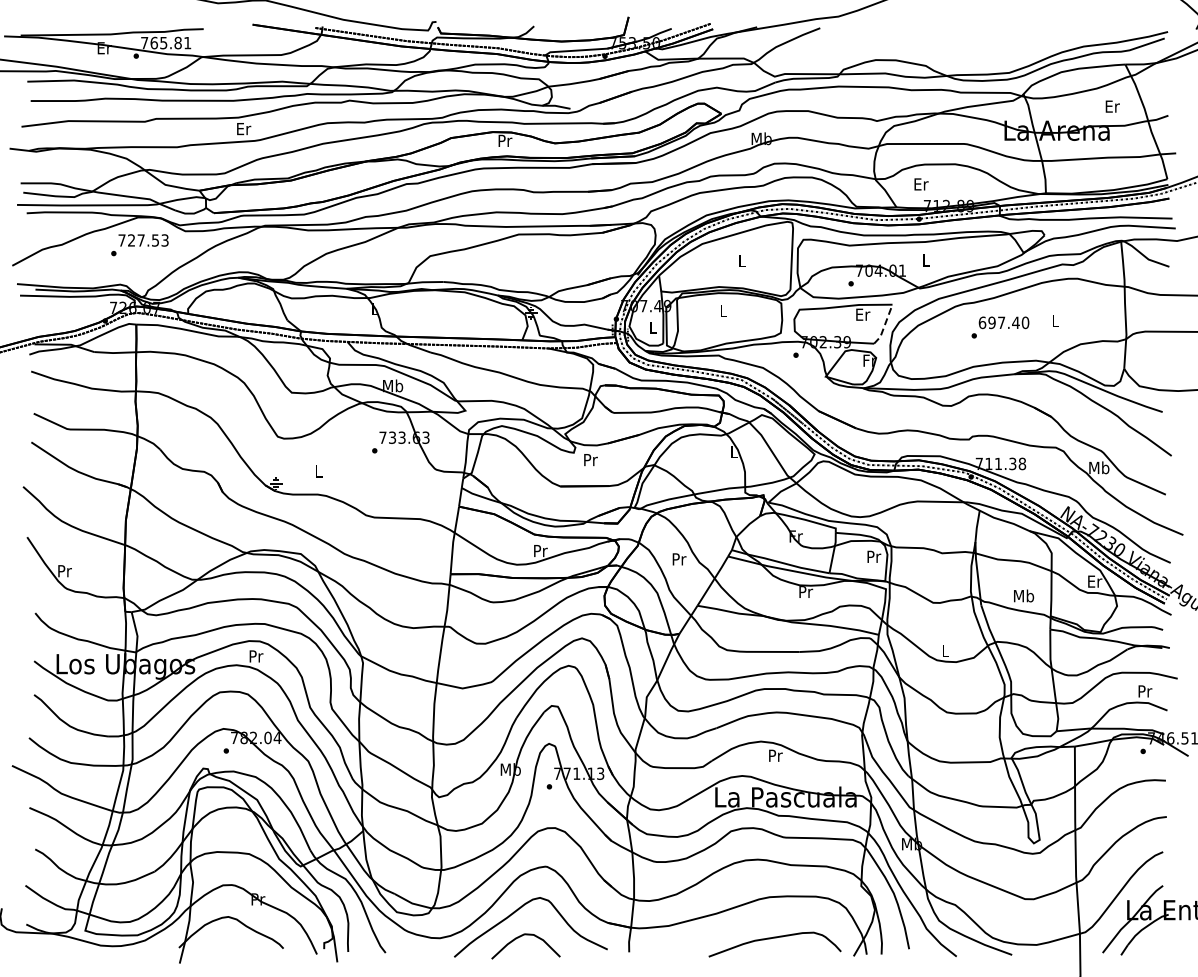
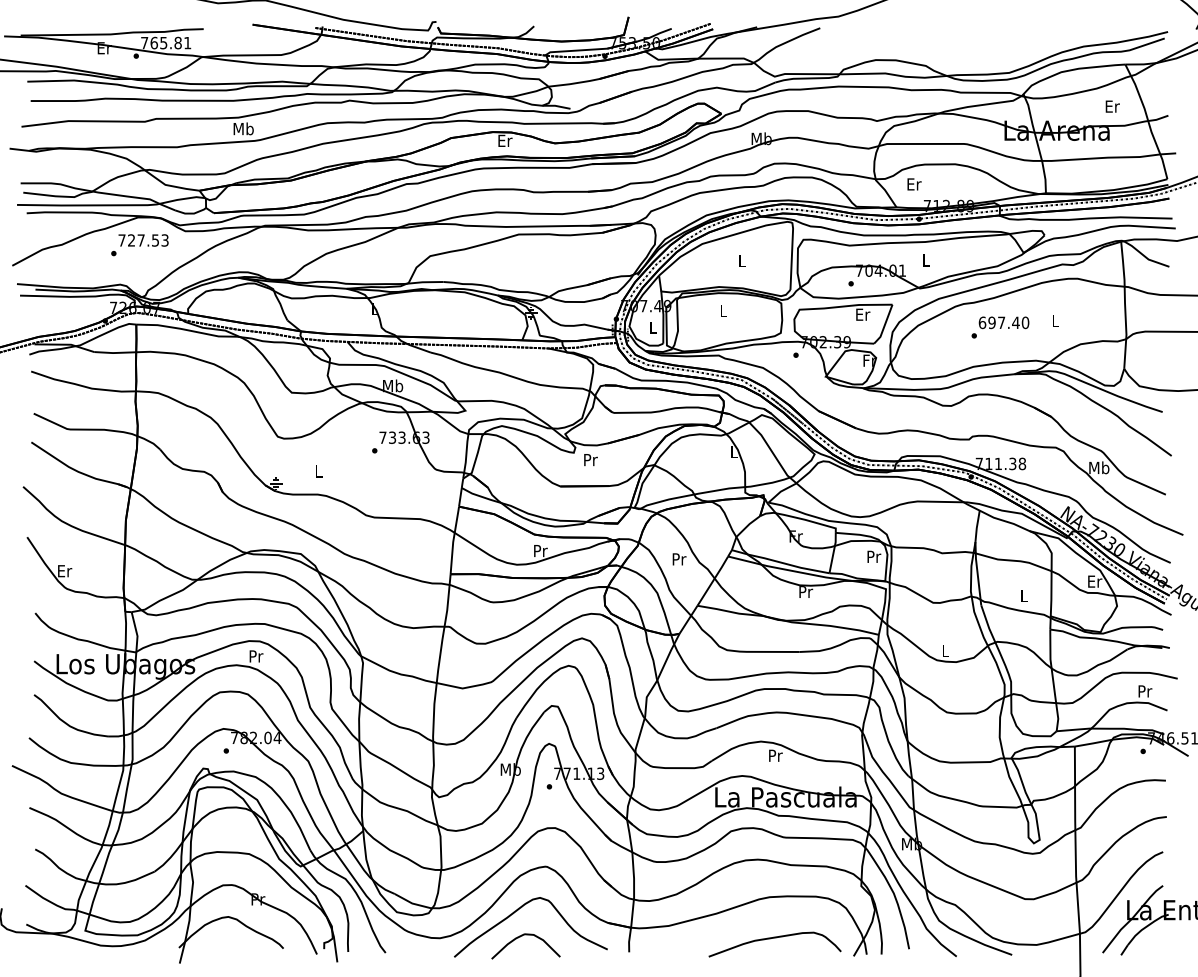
text: Er -> Mb (243, 128)
text: Pr -> Er (505, 140)
text position: (921, 184) -> (914, 184) (914, 184)
line: dashed -> solid (884, 325)
text: Pr -> Er (65, 571)
text: Mb -> L (1024, 595)
